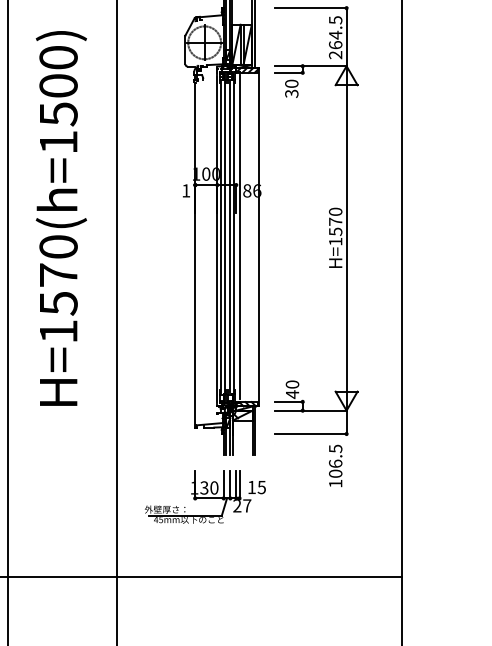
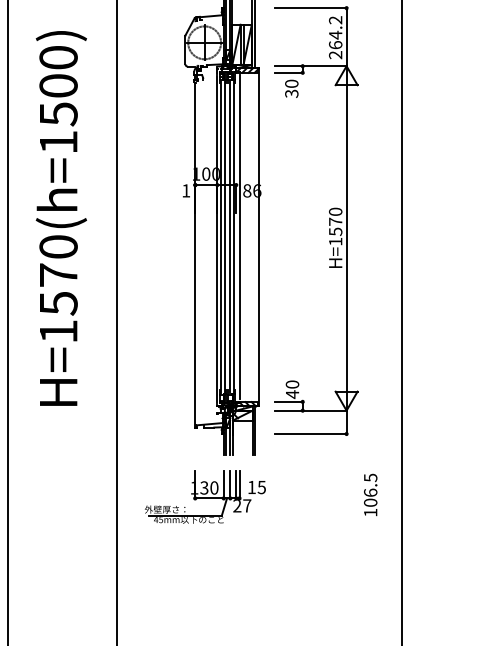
text: 264.5 -> 264.2 (335, 20)
text position: (335, 465) -> (370, 494) (370, 494)
line: present -> none (202, 577)
